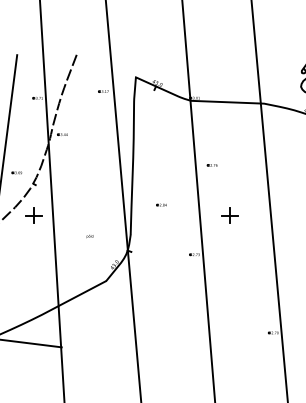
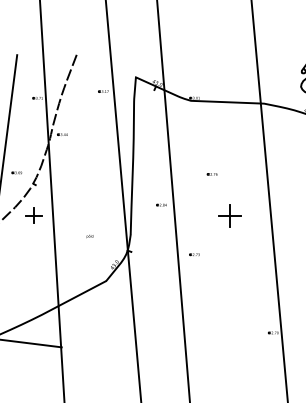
part position: (211, 165) -> (211, 174) (211, 174)
line position: (198, 200) -> (173, 200) (173, 200)
part size: 18x17 px -> 24x24 px (229, 215)
